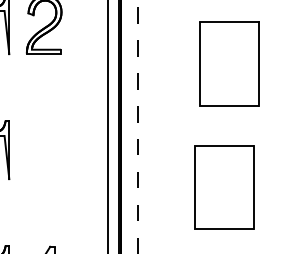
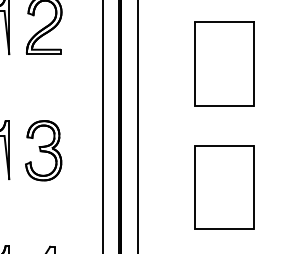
part position: (229, 63) -> (224, 63) (224, 63)
line position: (107, 126) -> (102, 126) (102, 126)
line: dashed -> solid (137, 127)
part: none -> present (43, 150)
